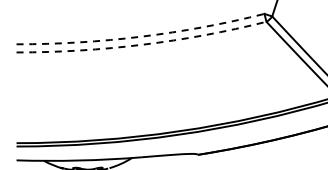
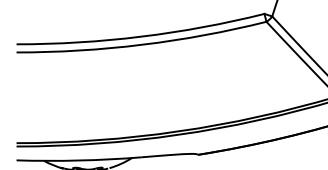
arc: dashed -> solid (141, 36)
arc: dashed -> solid (142, 44)
